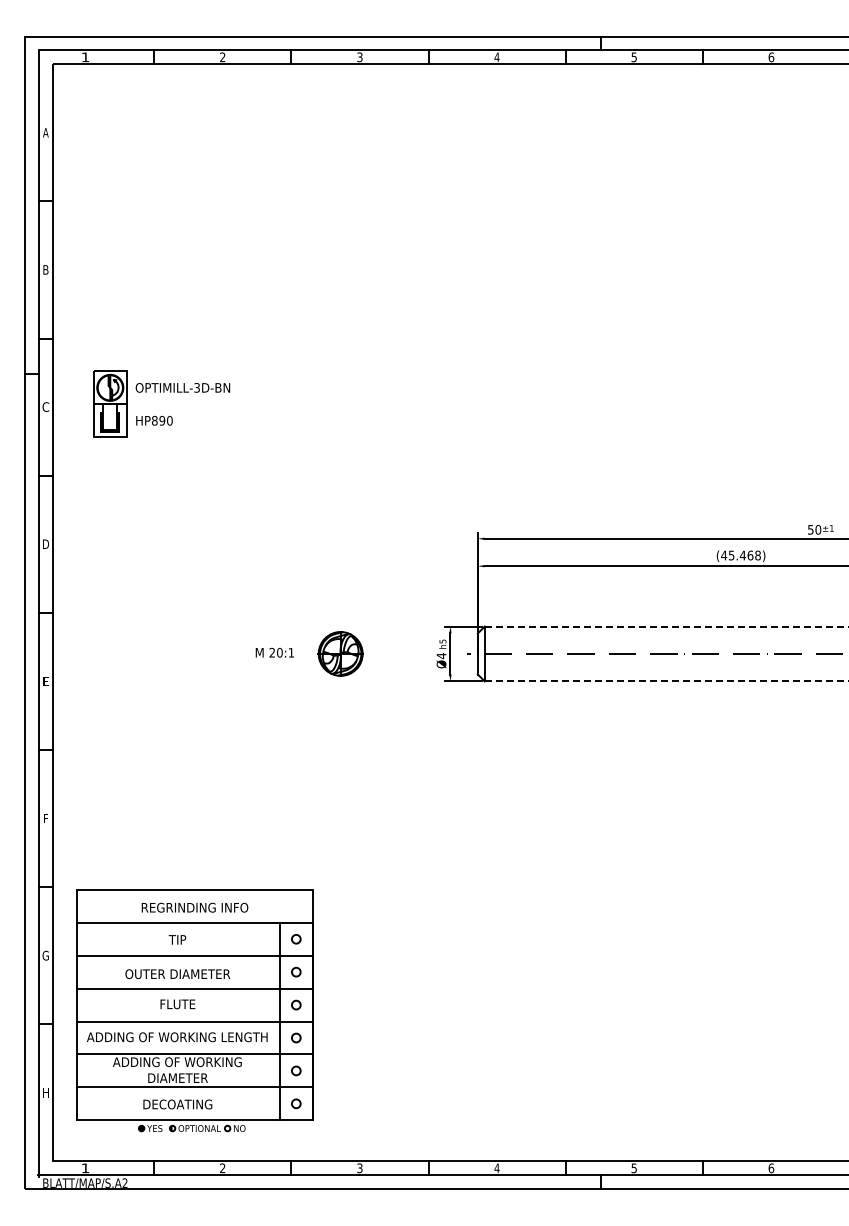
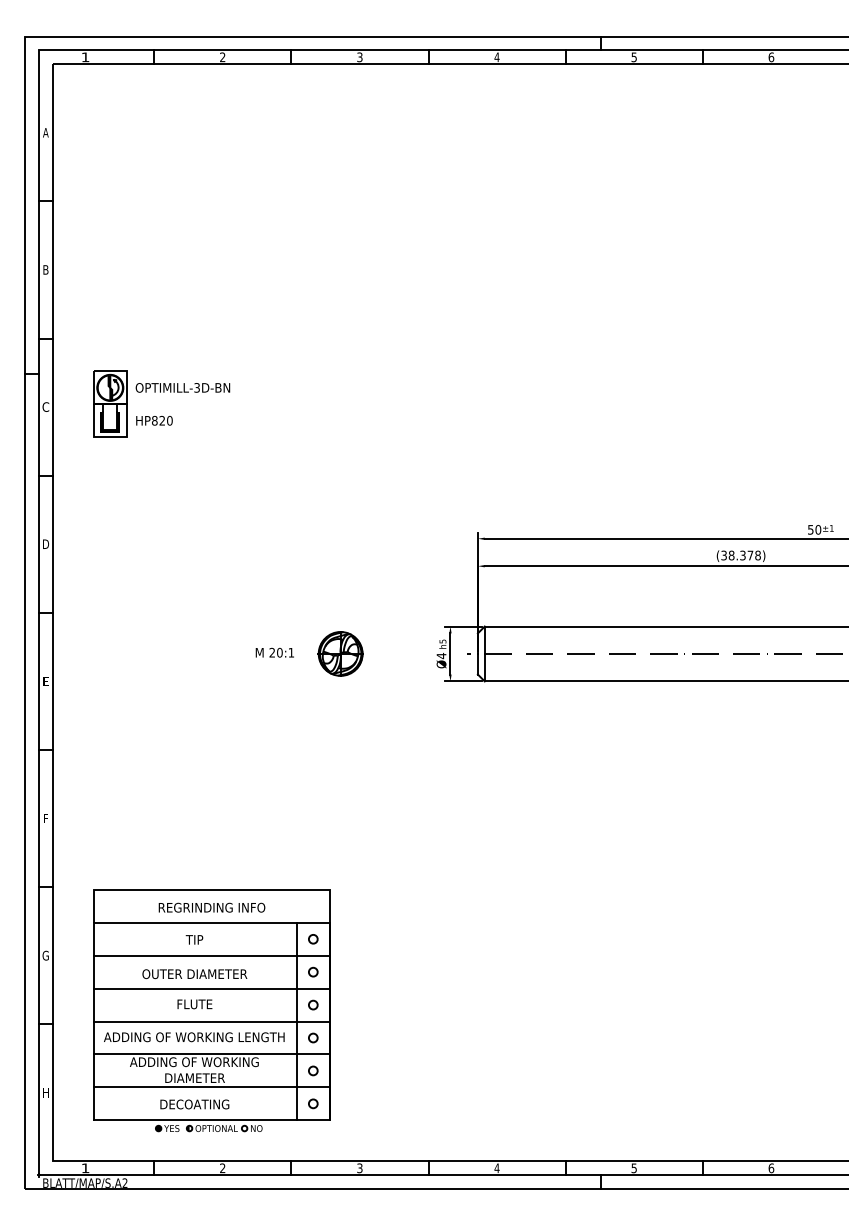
text: HP890 -> HP820 (162, 420)
text: (45.468) -> (38.378) (737, 555)
line: dashed -> solid (666, 626)
line: dashed -> solid (666, 681)
part position: (194, 1010) -> (211, 1010) (211, 1010)
